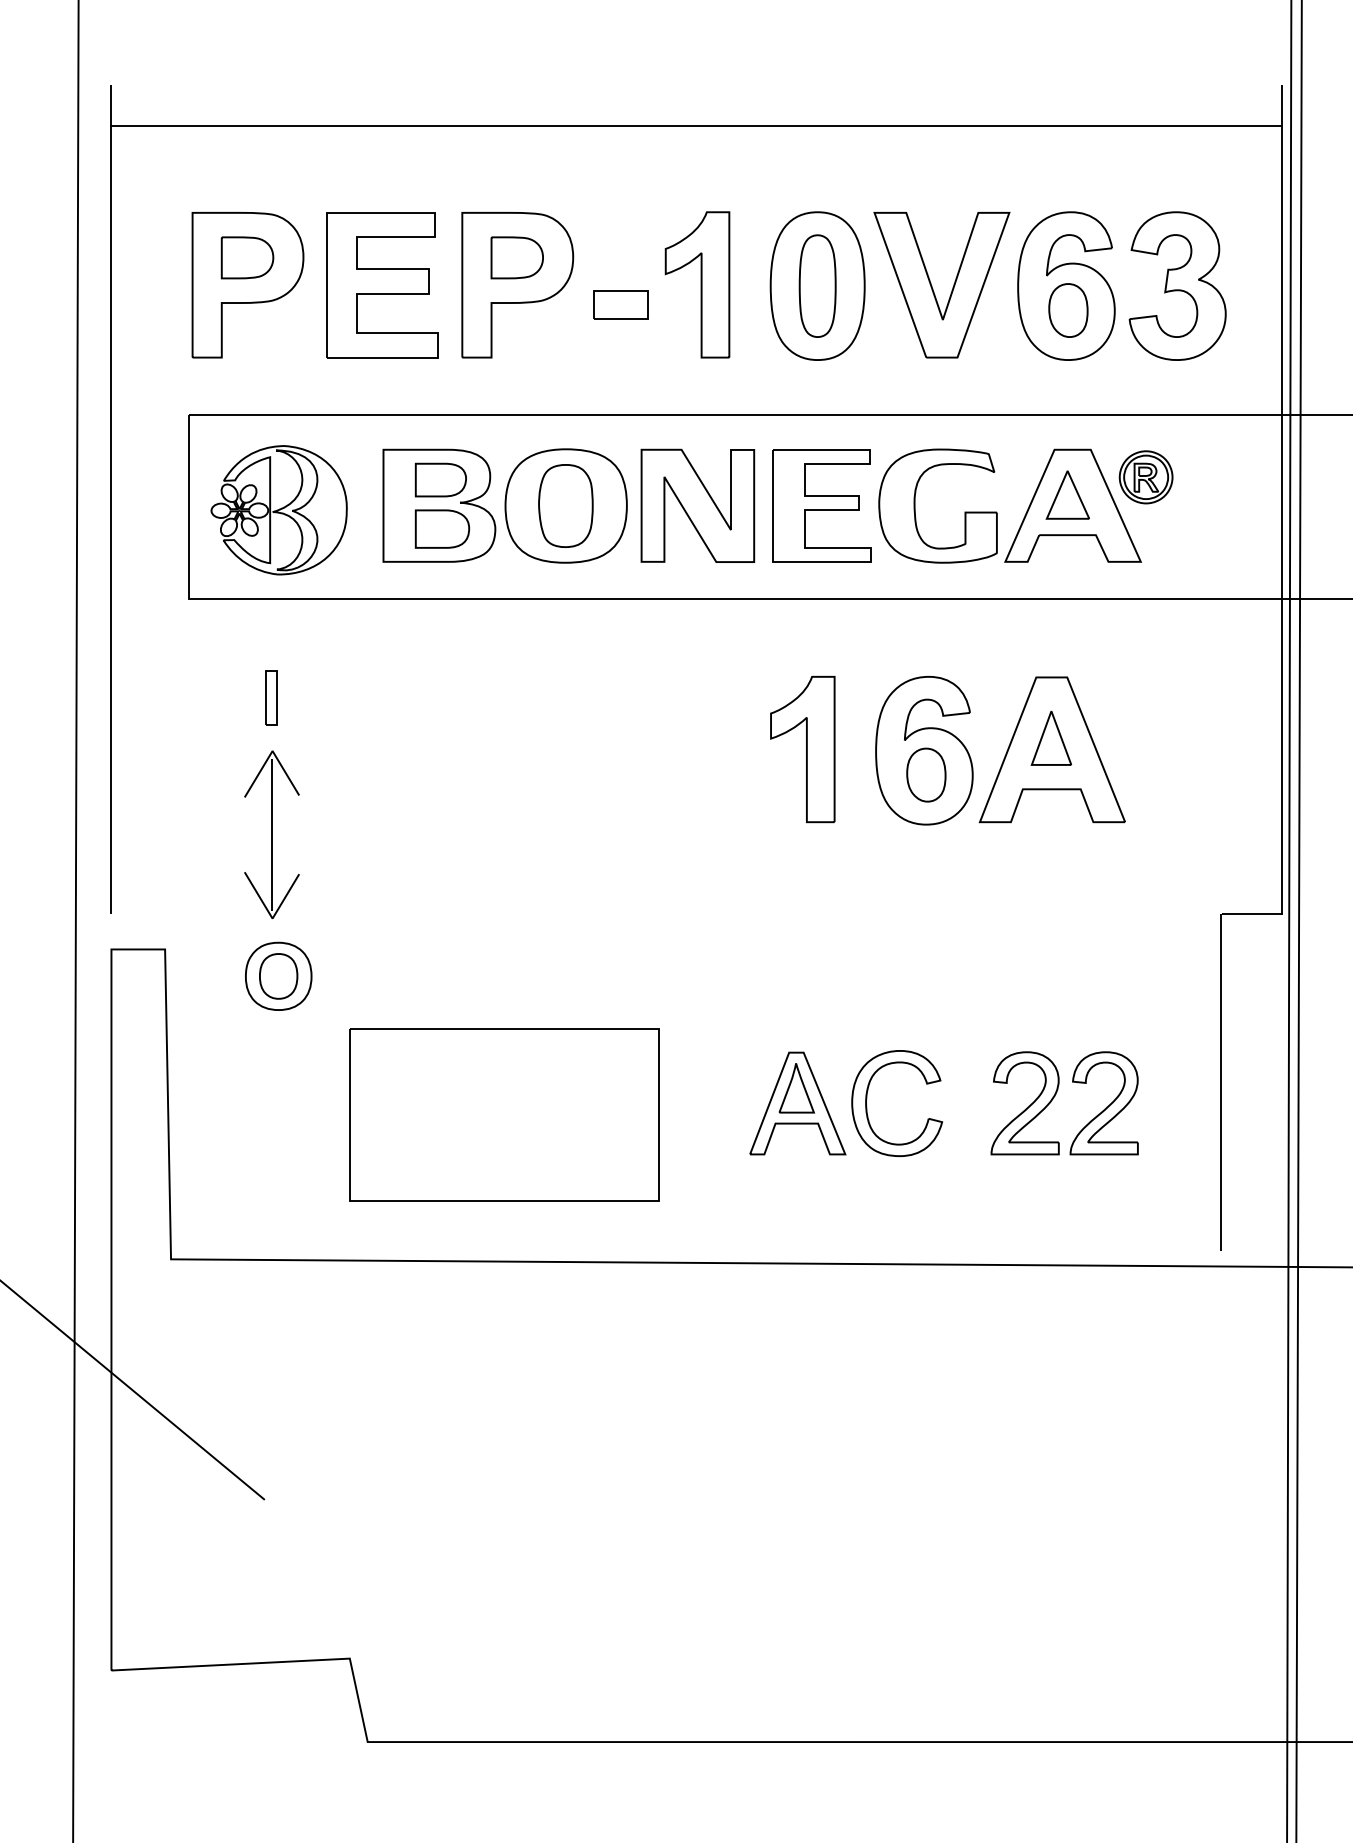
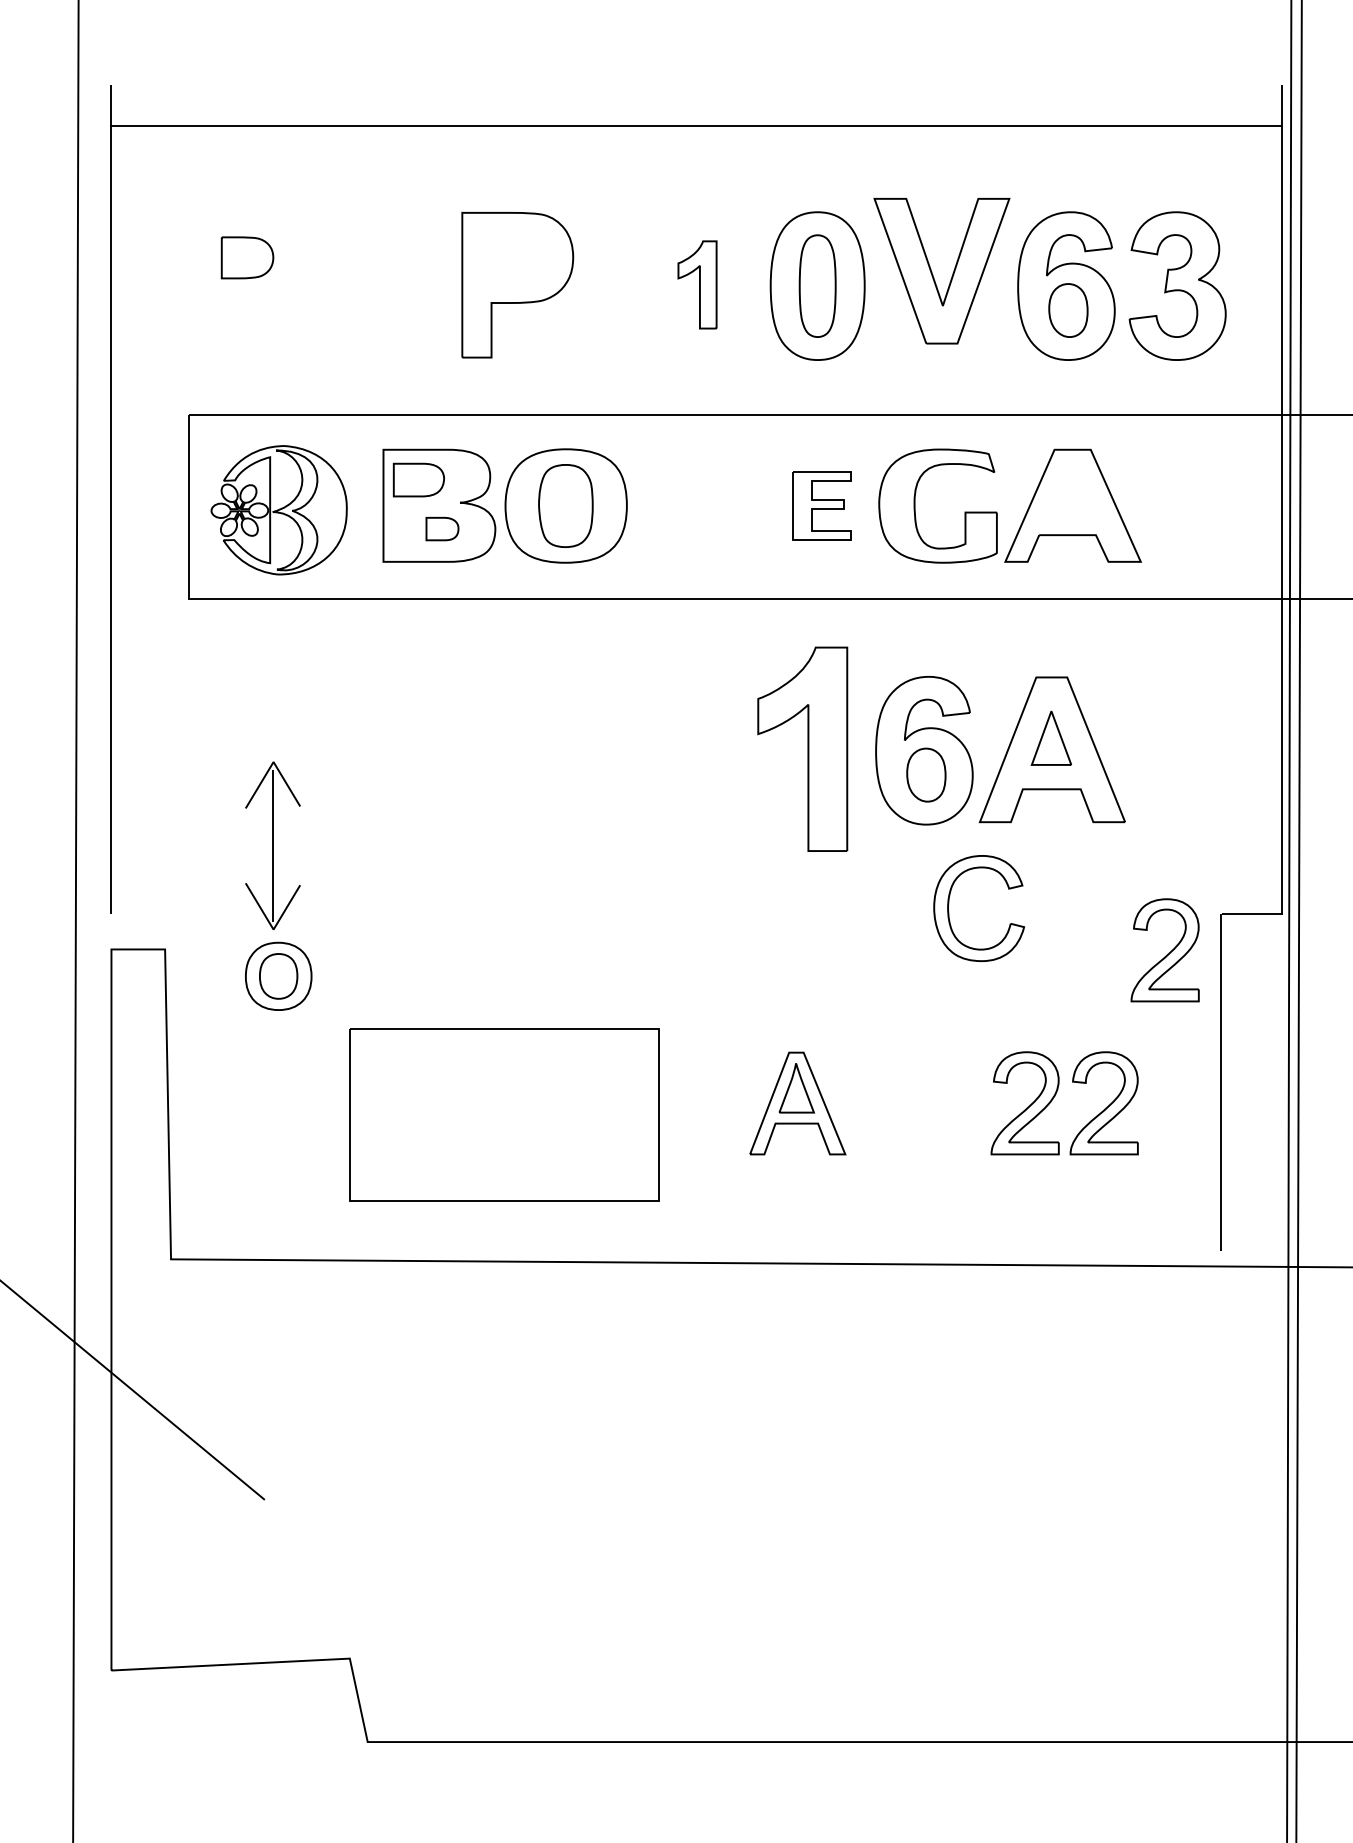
part: present -> none (516, 257)
part size: 67x148 px -> 41x90 px (697, 284)
part: present -> none (247, 285)
part: present -> none (382, 285)
part position: (933, 288) -> (933, 274) (933, 274)
part: present -> none (620, 304)
part: present -> none (1145, 477)
part position: (440, 479) -> (418, 479) (418, 479)
part: present -> none (1067, 494)
part: present -> none (697, 505)
part size: 100x114 px -> 60x70 px (821, 505)
part size: 57x40 px -> 35x26 px (442, 528)
part: present -> none (271, 697)
part size: 66x148 px -> 92x206 px (802, 748)
part position: (271, 834) -> (272, 845) (272, 845)
part: none -> present (1164, 950)
part position: (867, 1106) -> (949, 911) (949, 911)
